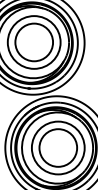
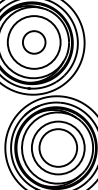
circle diameter: 38 px -> 23 px (33, 42)
